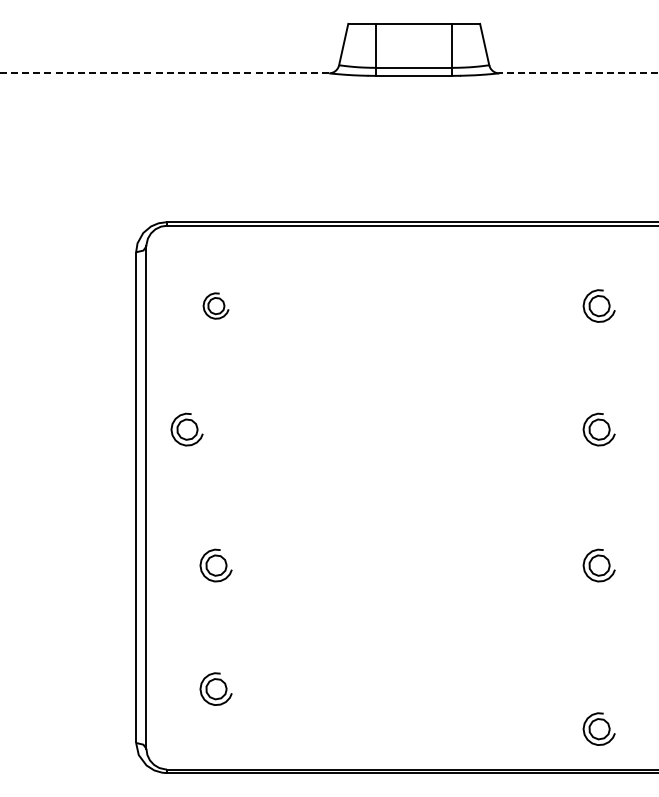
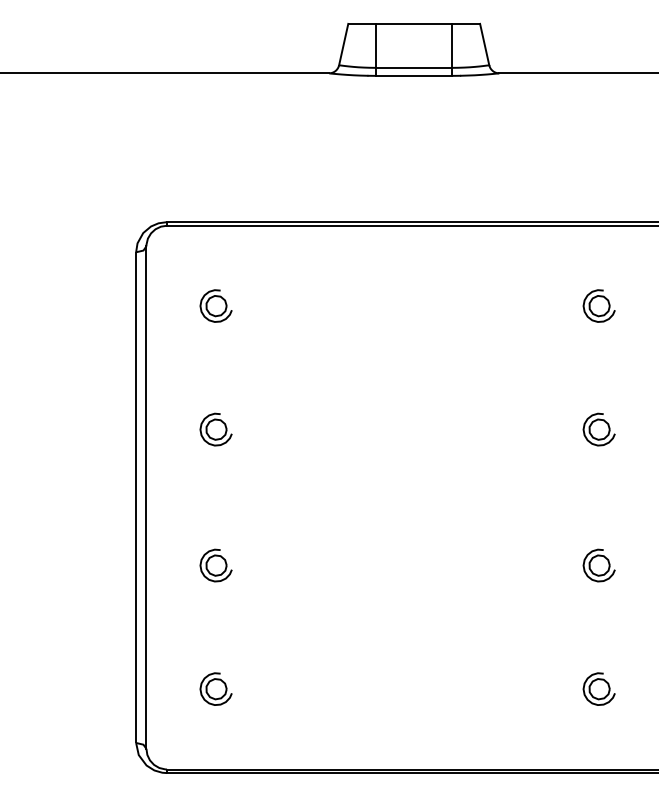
line: dashed -> solid (164, 73)
line: dashed -> solid (578, 73)
part size: 28x28 px -> 34x34 px (215, 305)
part position: (186, 429) -> (215, 429) (215, 429)
part position: (598, 728) -> (598, 688) (598, 688)
